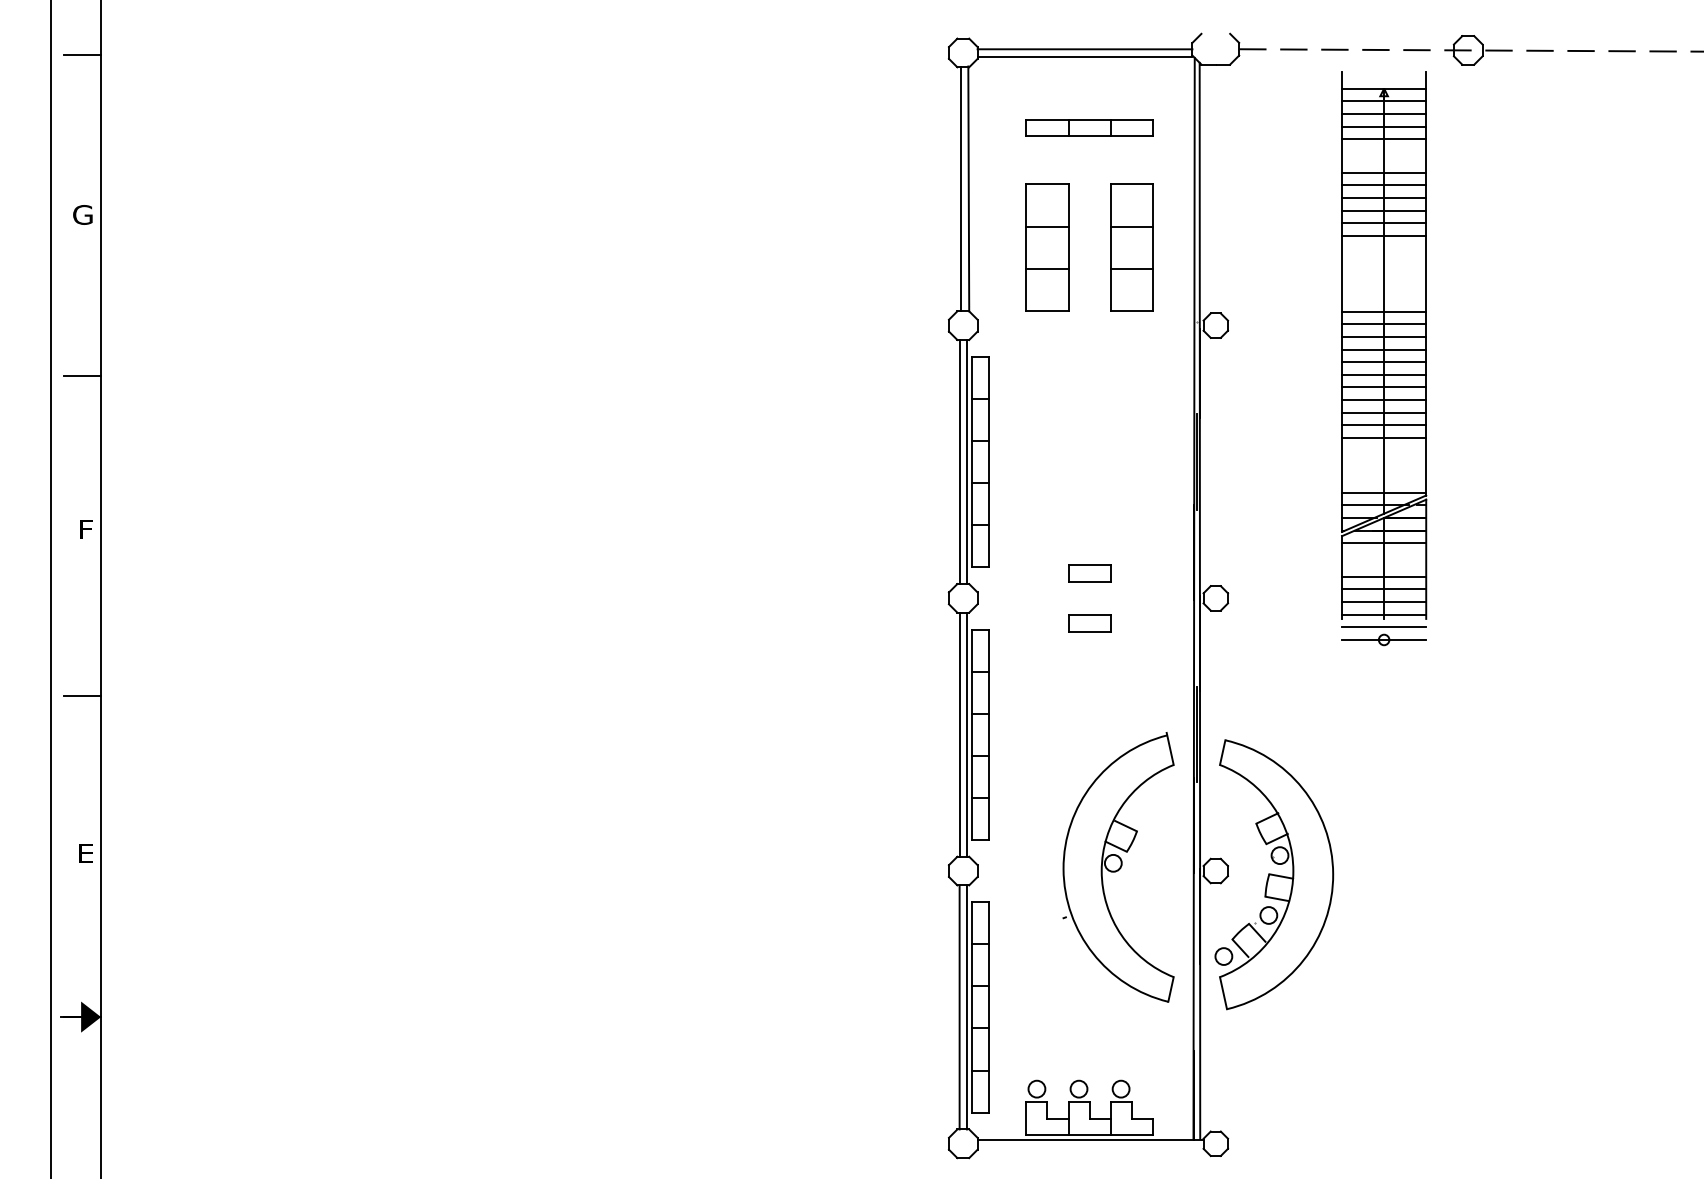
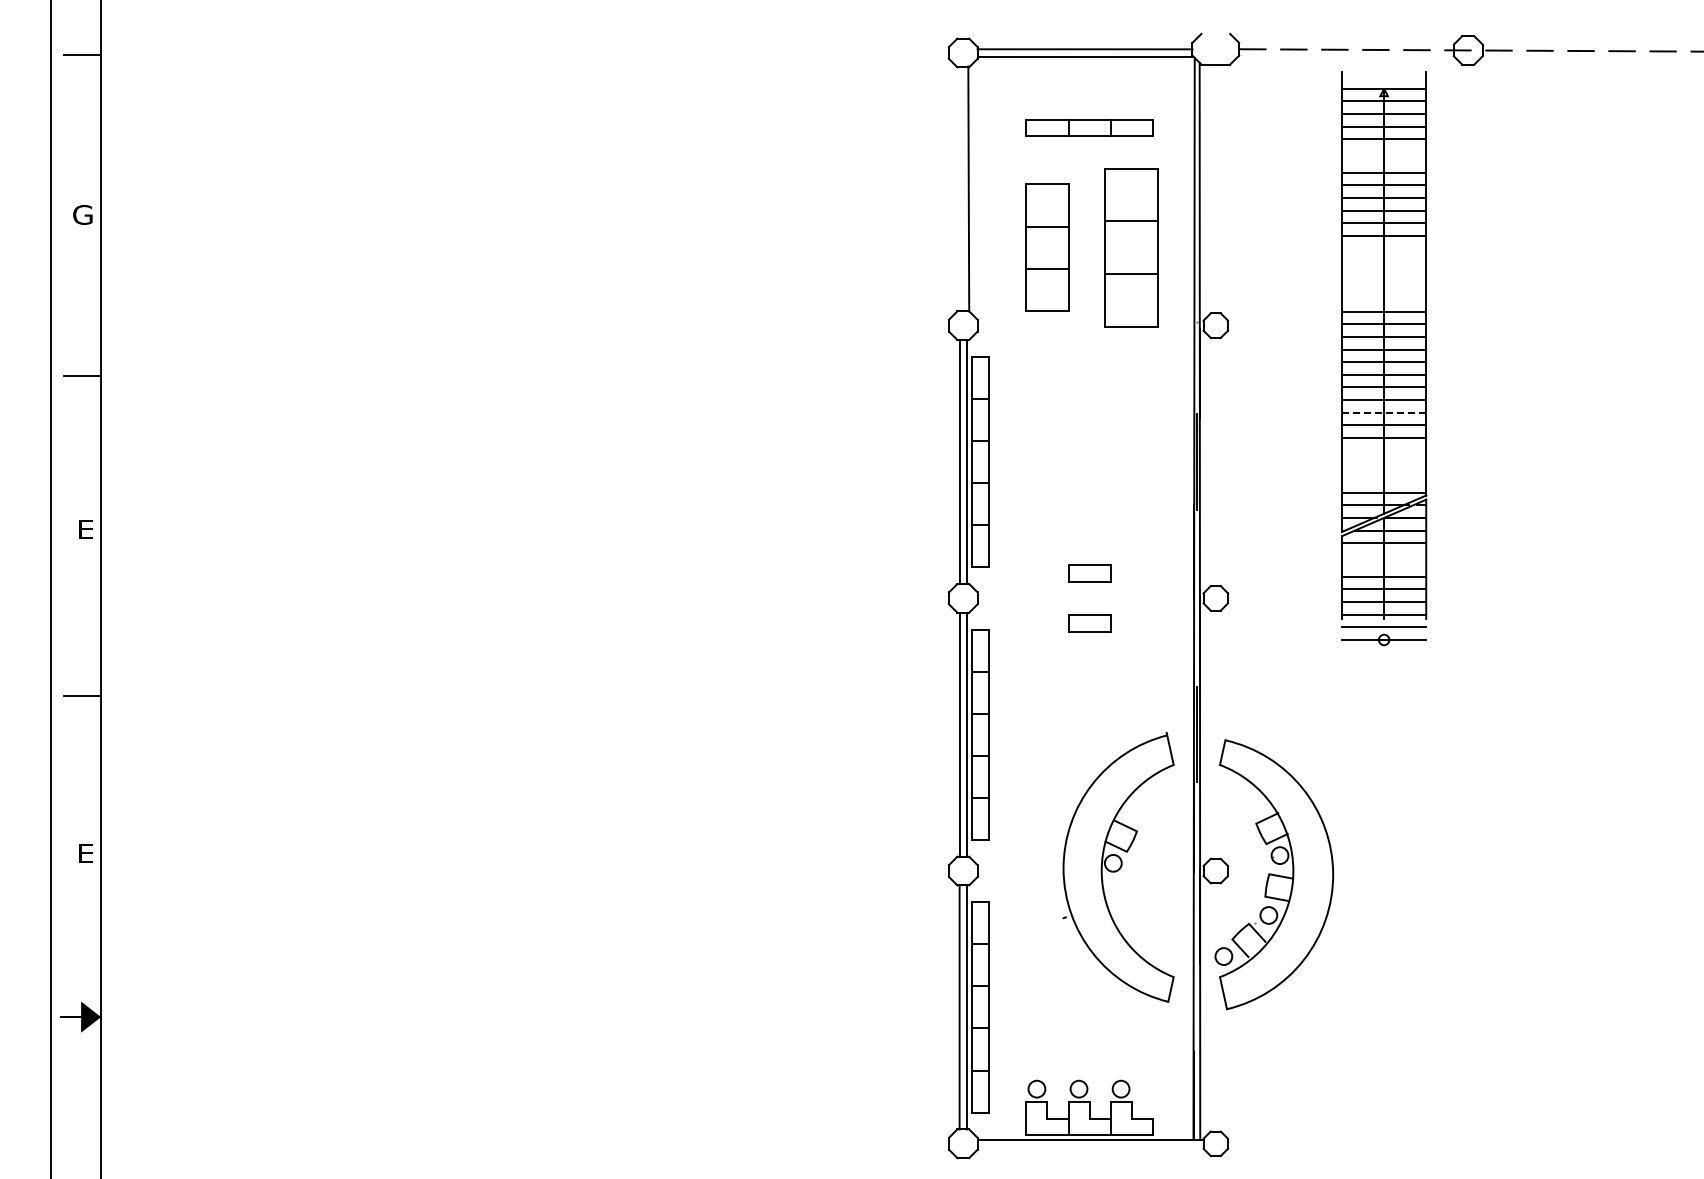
line: present -> none (960, 189)
part size: 44x129 px -> 55x160 px (1131, 247)
line: solid -> dashed (1384, 412)
text: F -> E (85, 529)
